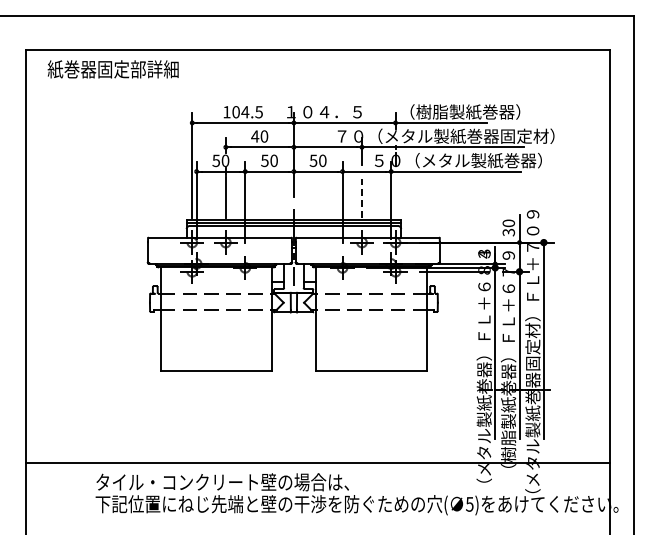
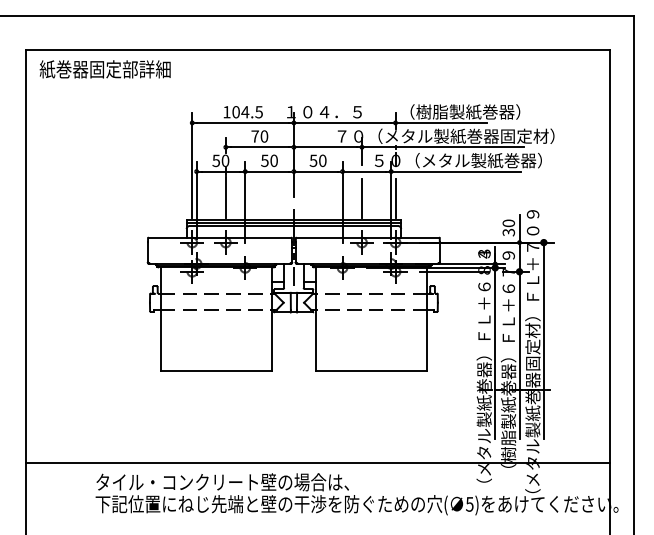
text position: (112, 69) -> (104, 69) (104, 69)
text: 40 -> 70 (255, 136)
line: dashed -> solid (362, 198)
line: none -> present (395, 198)
